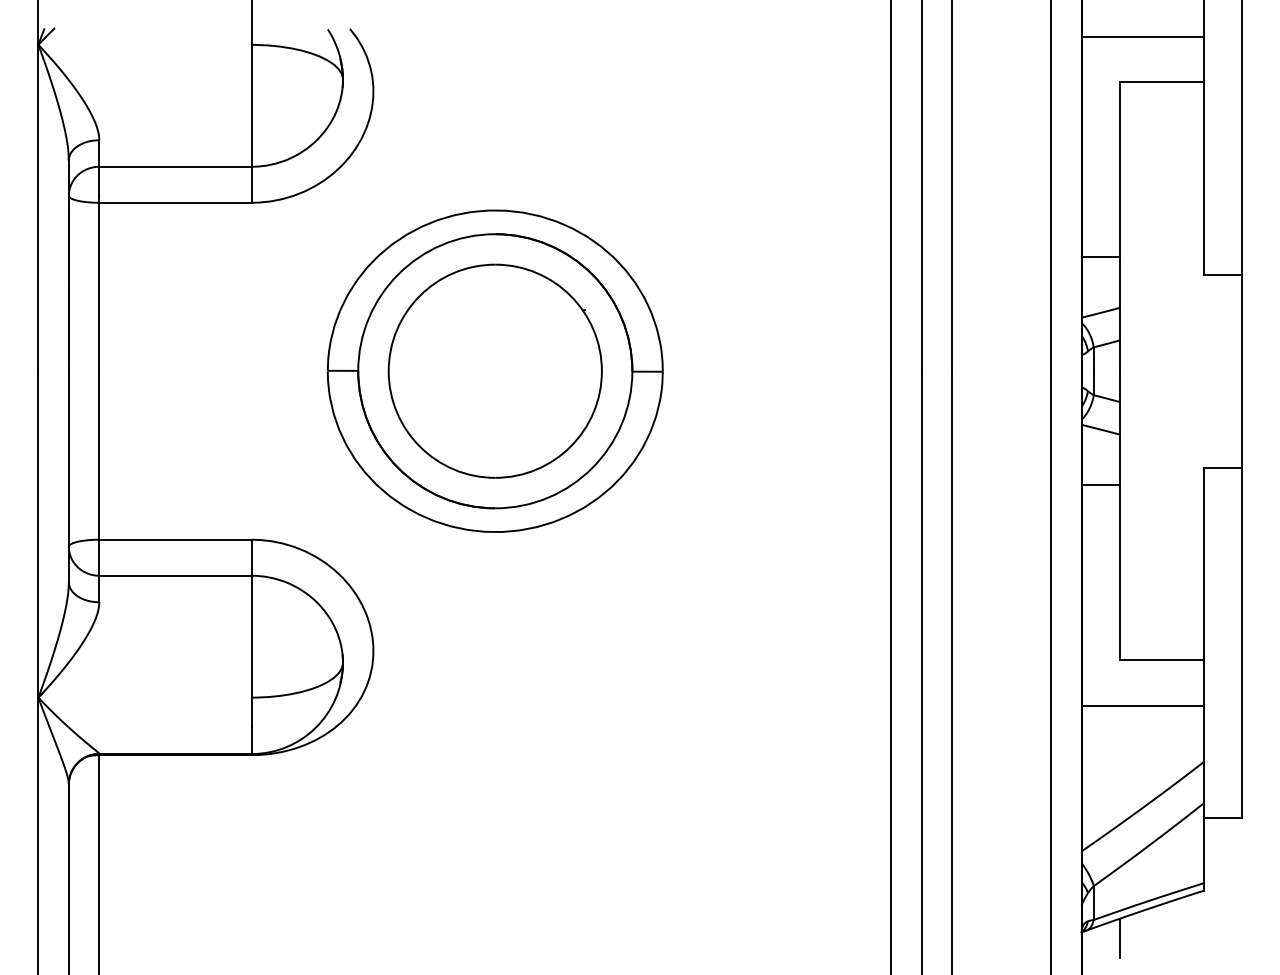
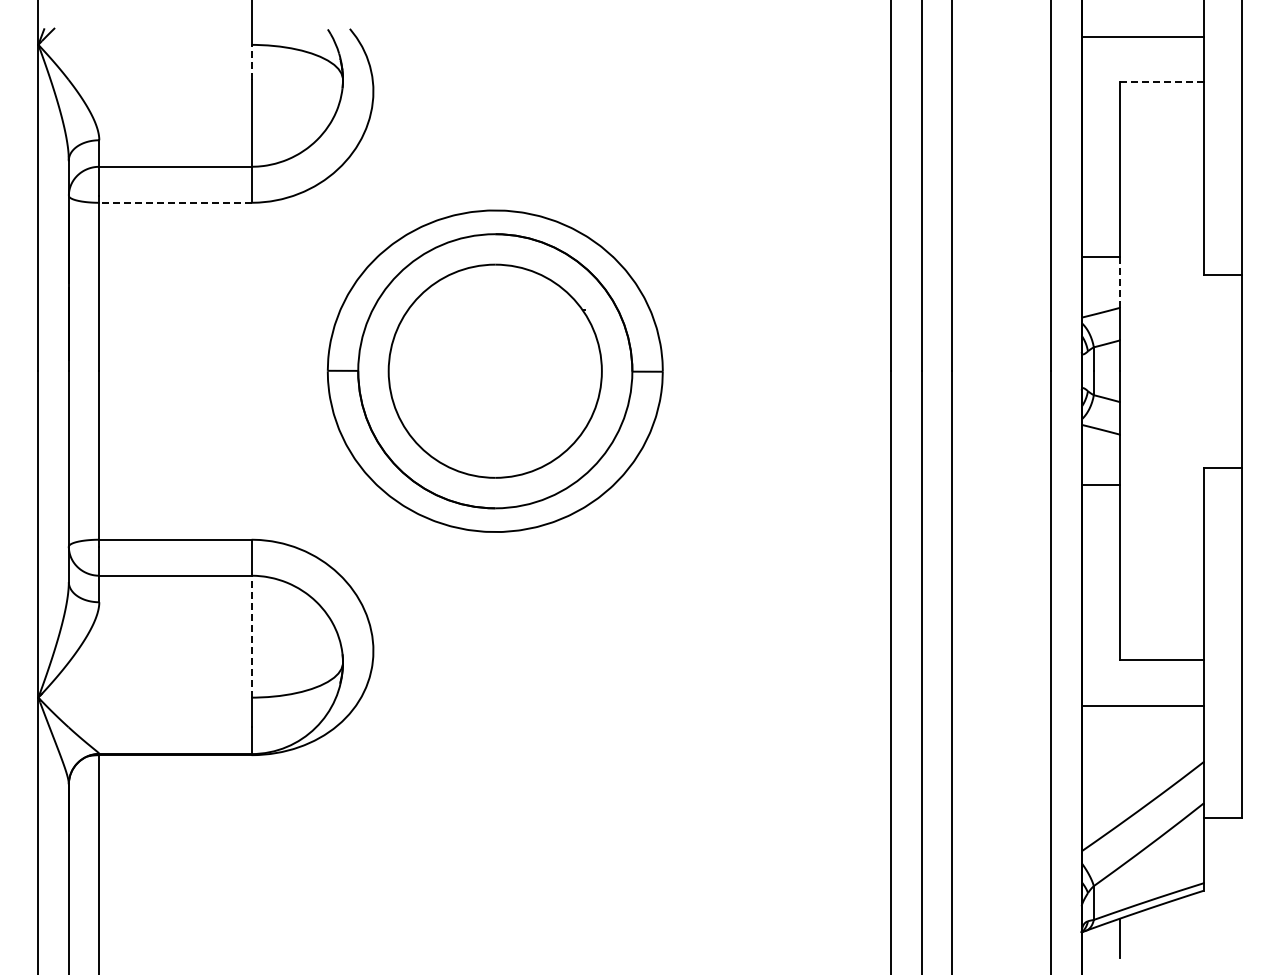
line: solid -> dashed (251, 61)
line: solid -> dashed (1161, 82)
line: solid -> dashed (174, 202)
line: solid -> dashed (1119, 282)
line: solid -> dashed (251, 636)
